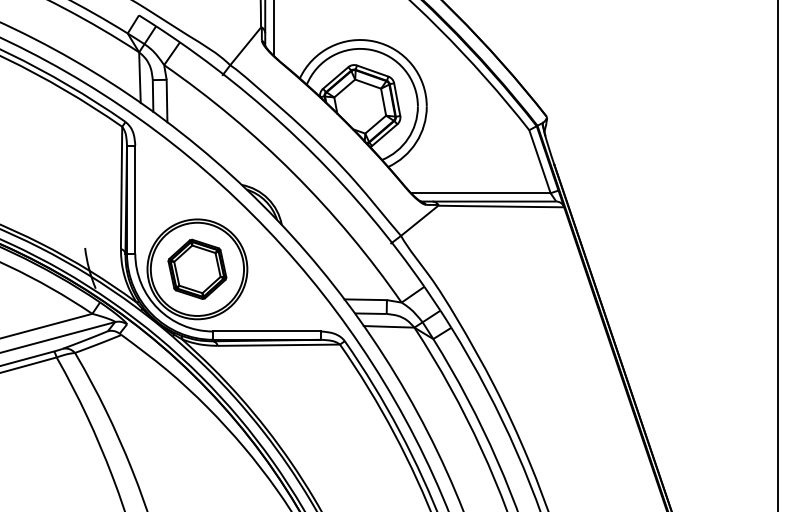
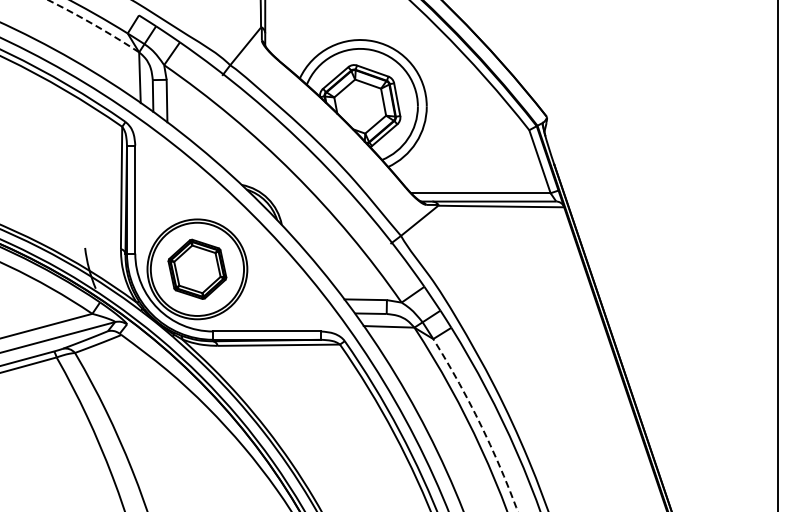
arc: solid -> dashed (94, 25)
line: present -> none (273, 28)
arc: solid -> dashed (479, 422)
